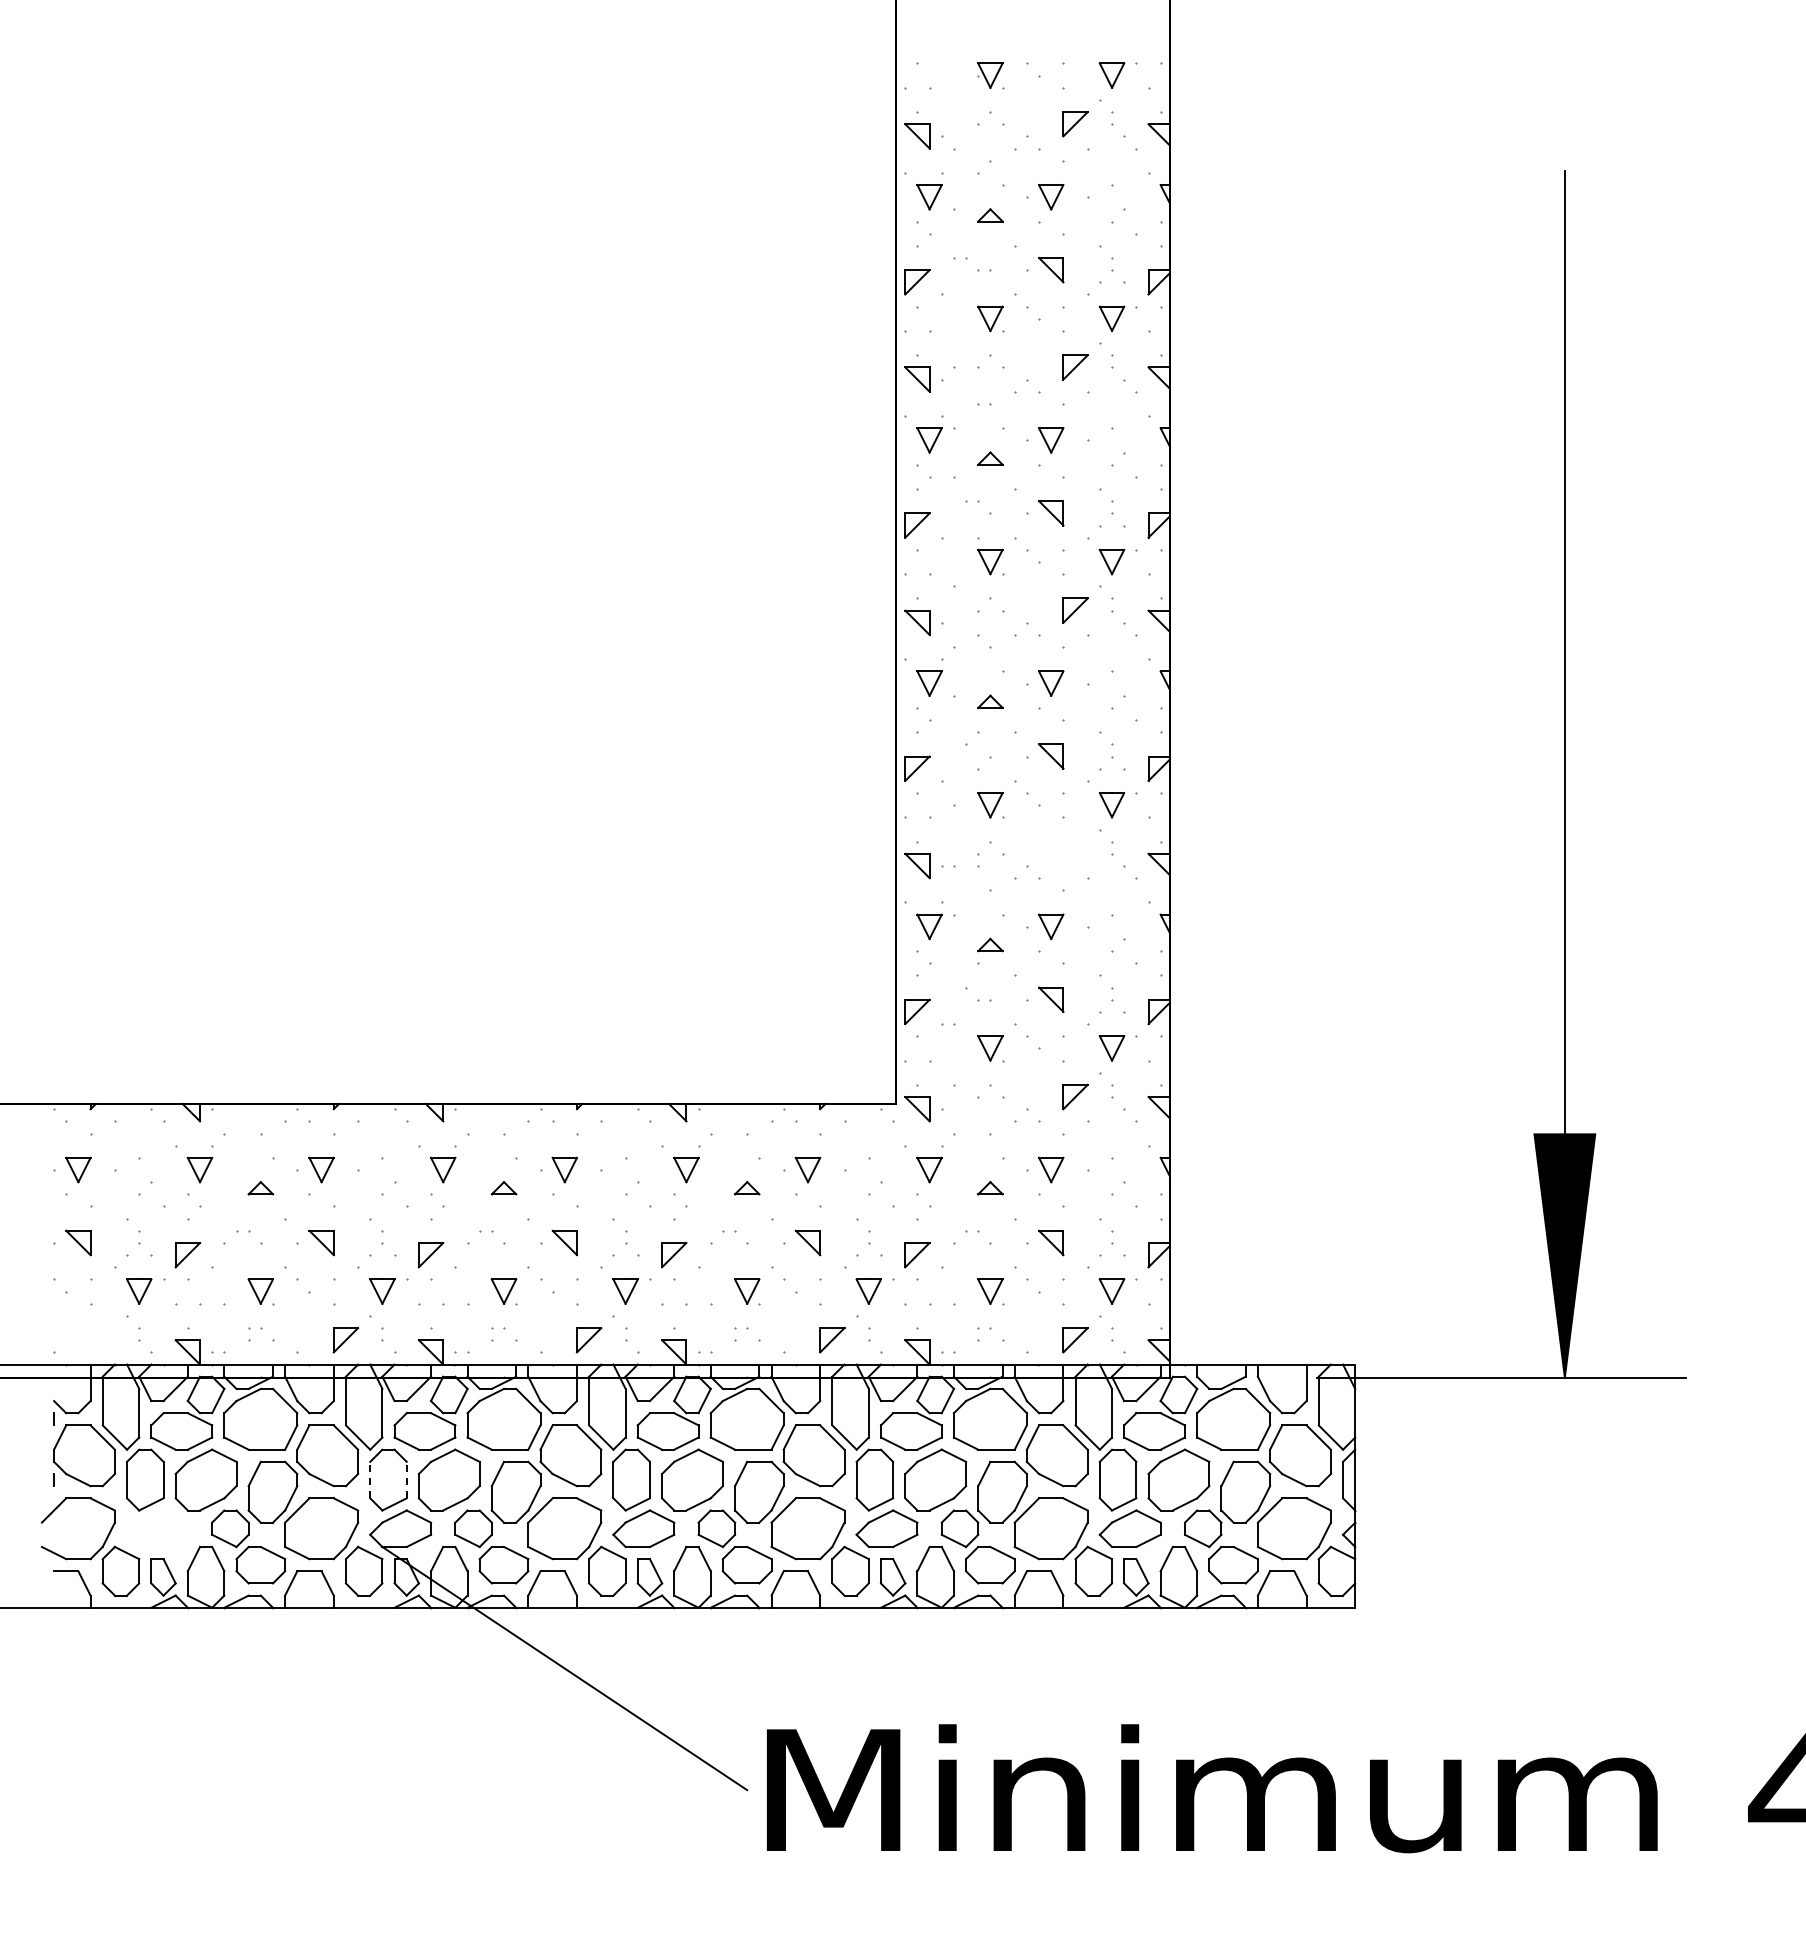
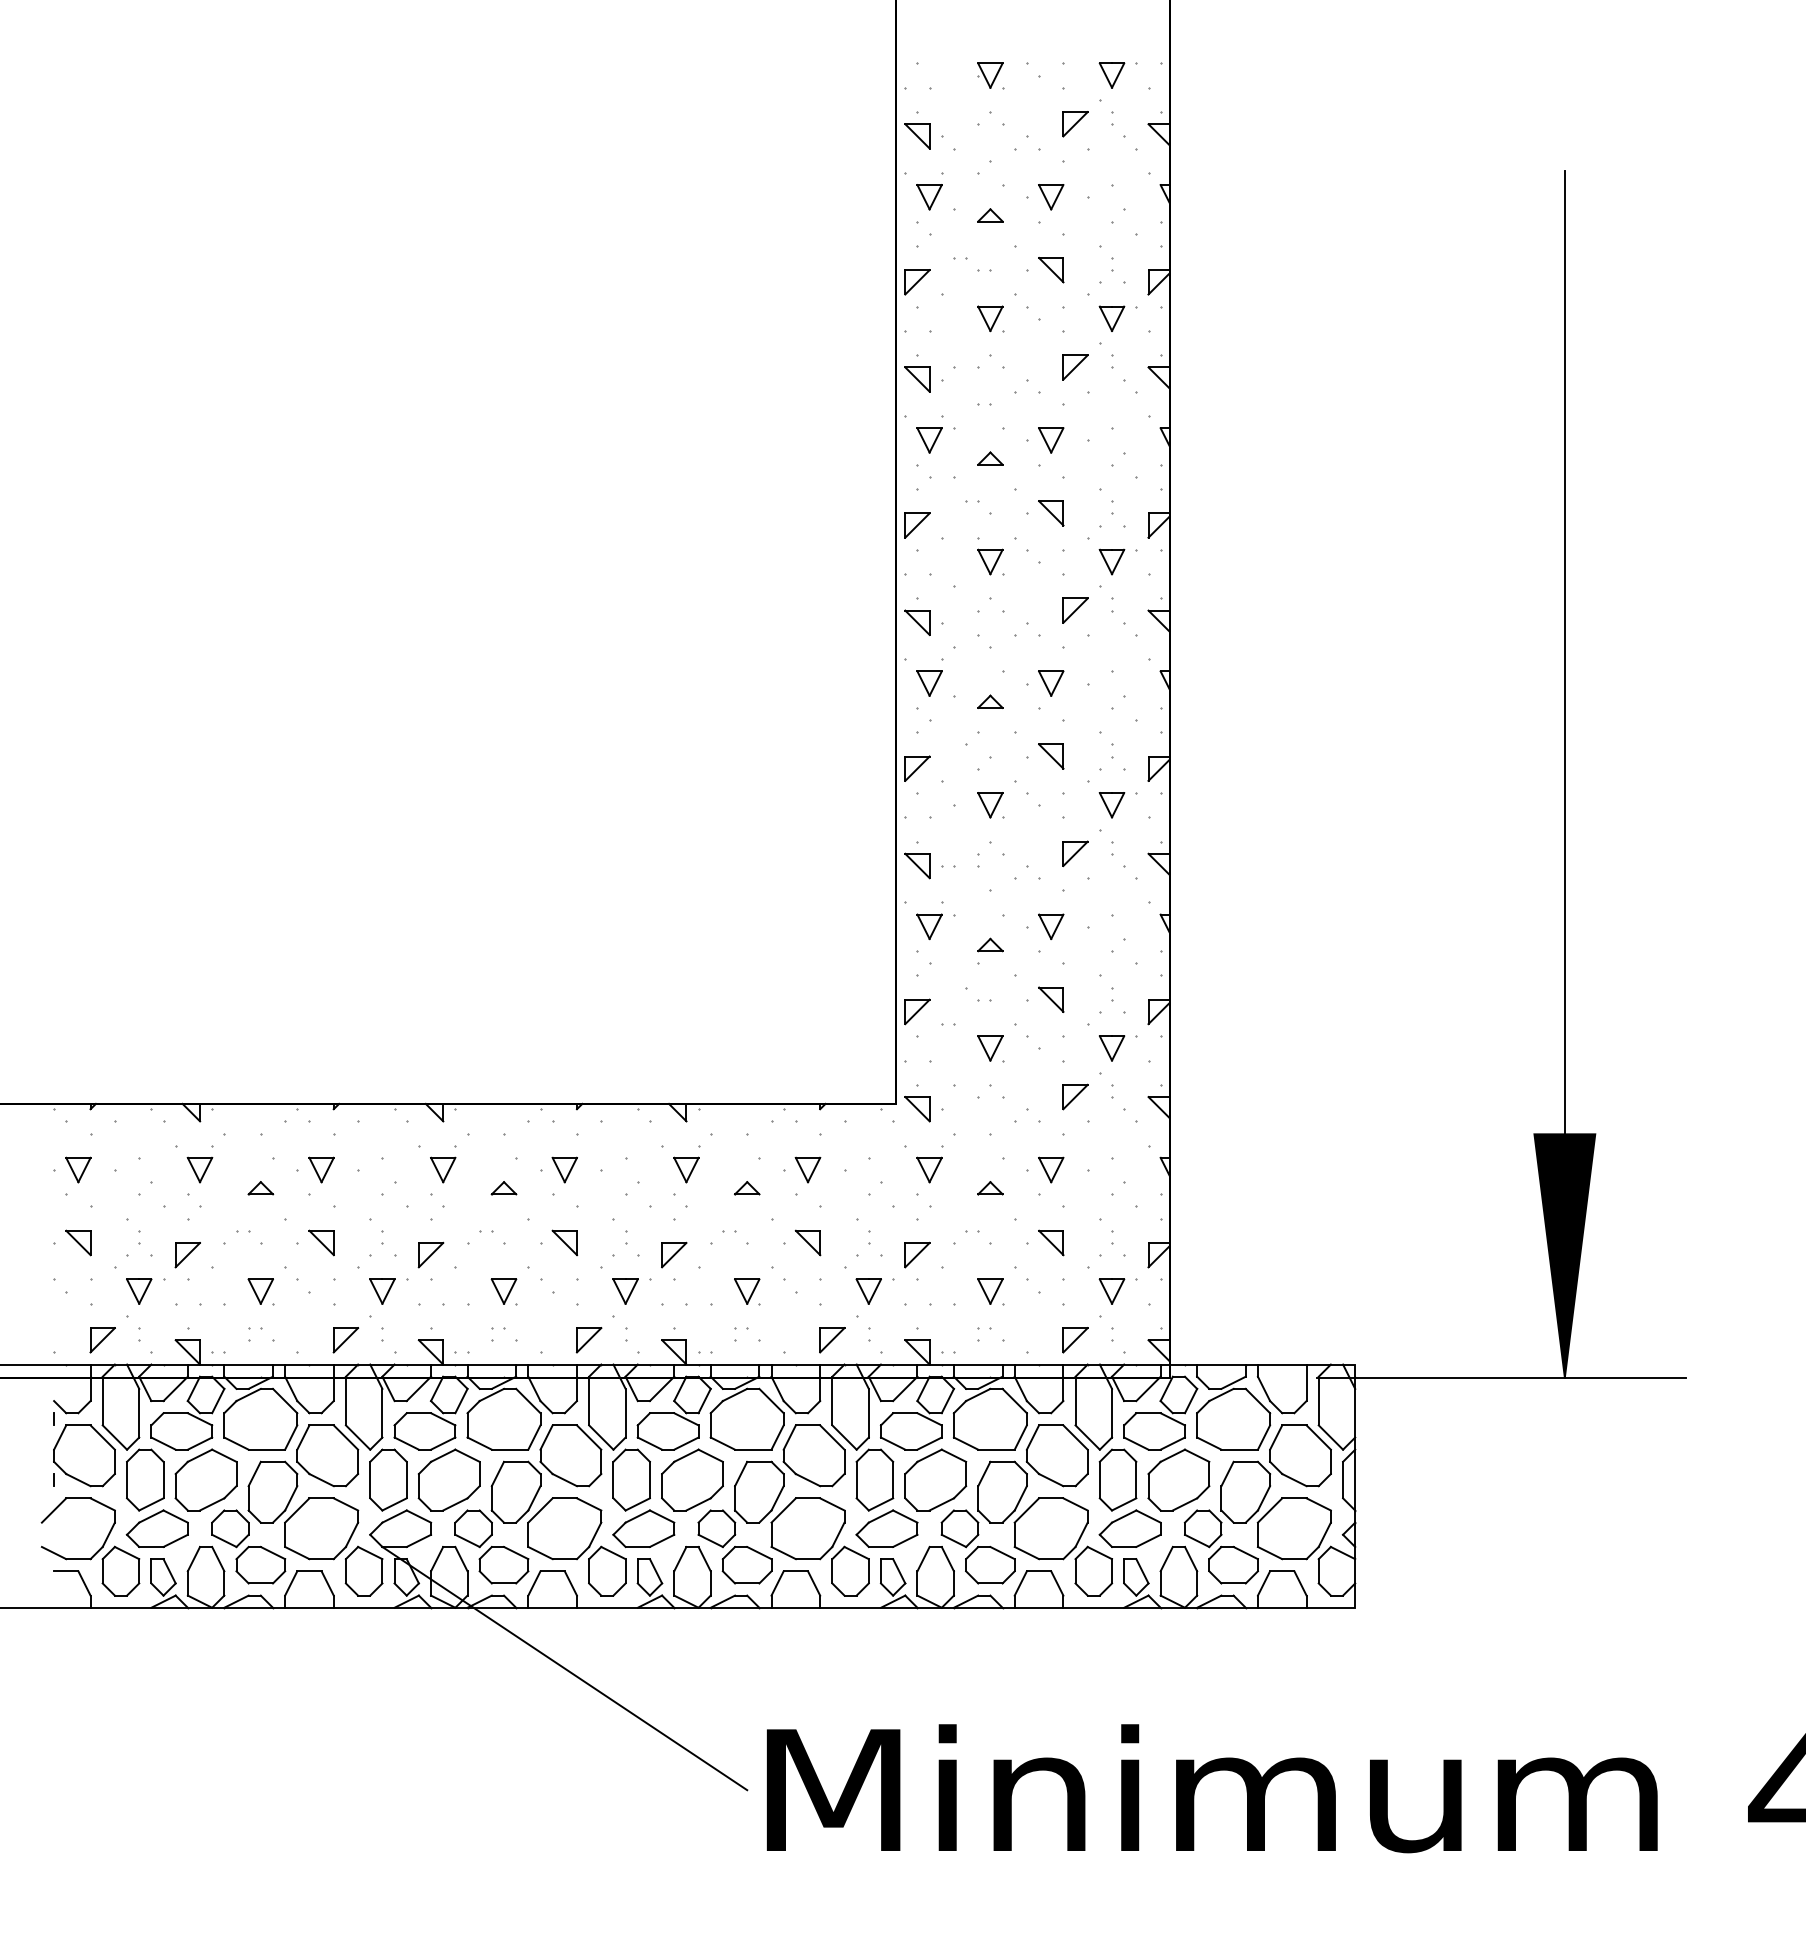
part: none -> present (1075, 853)
part: none -> present (102, 1340)
line: dashed -> solid (370, 1479)
line: dashed -> solid (406, 1479)
part: none -> present (156, 1528)
